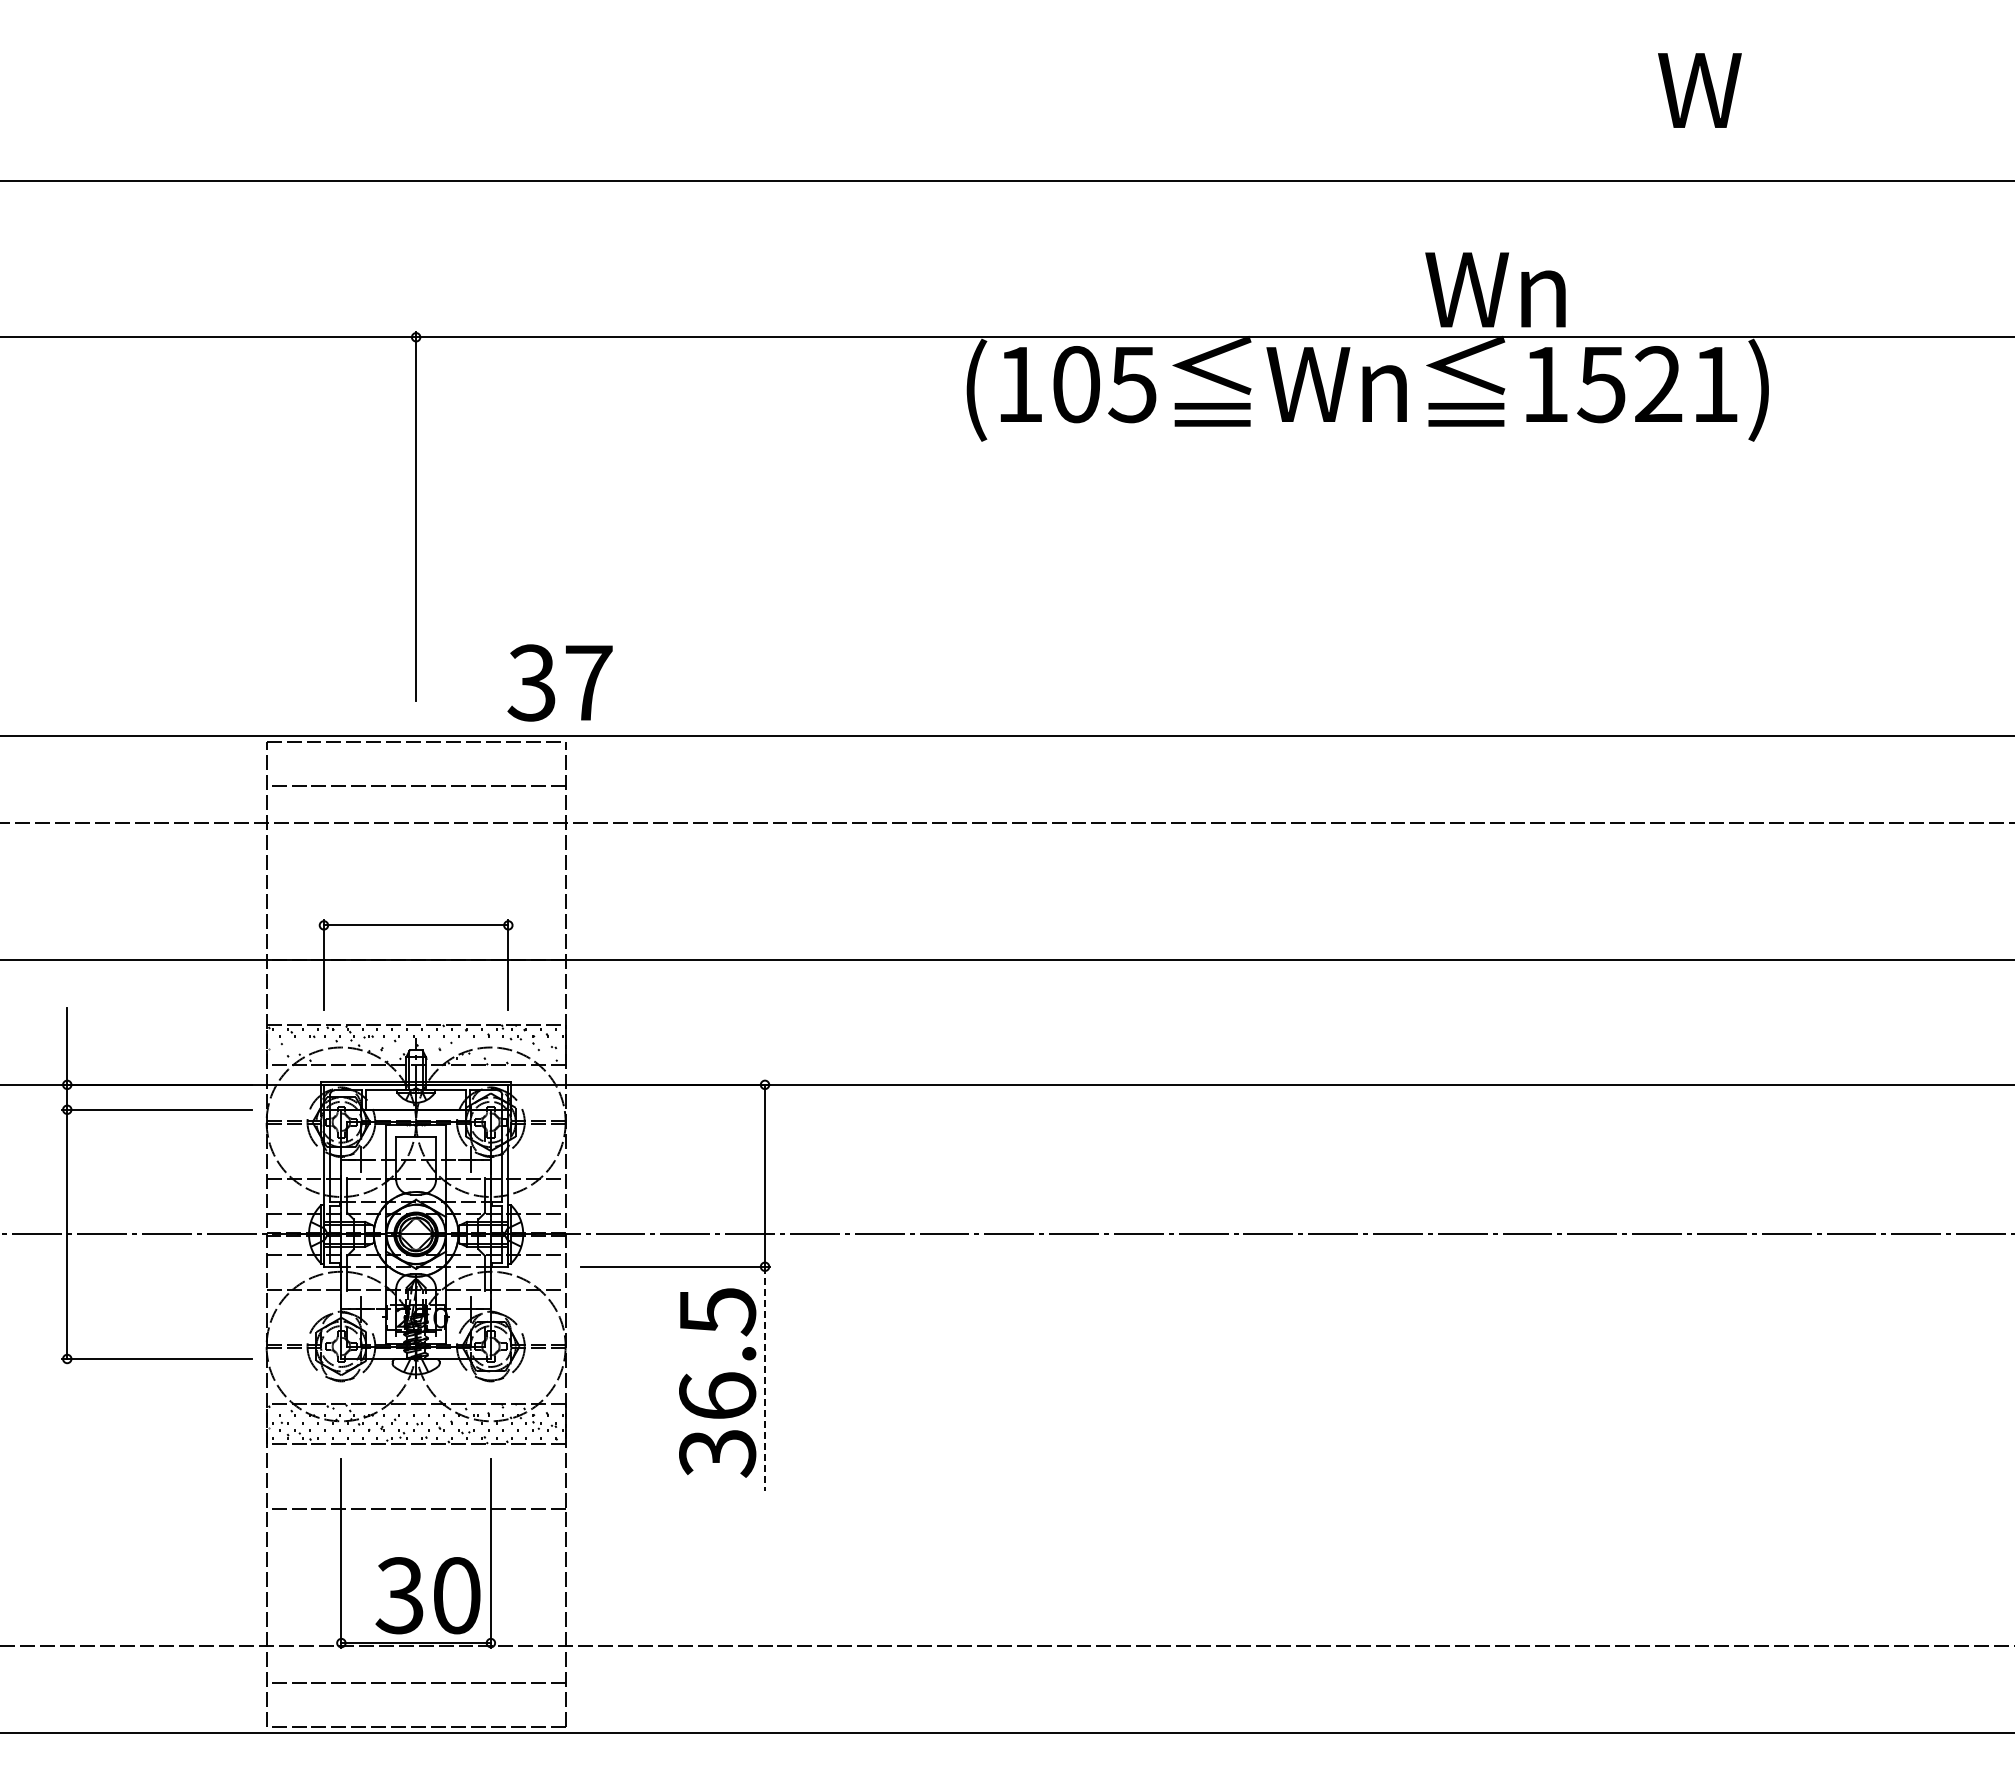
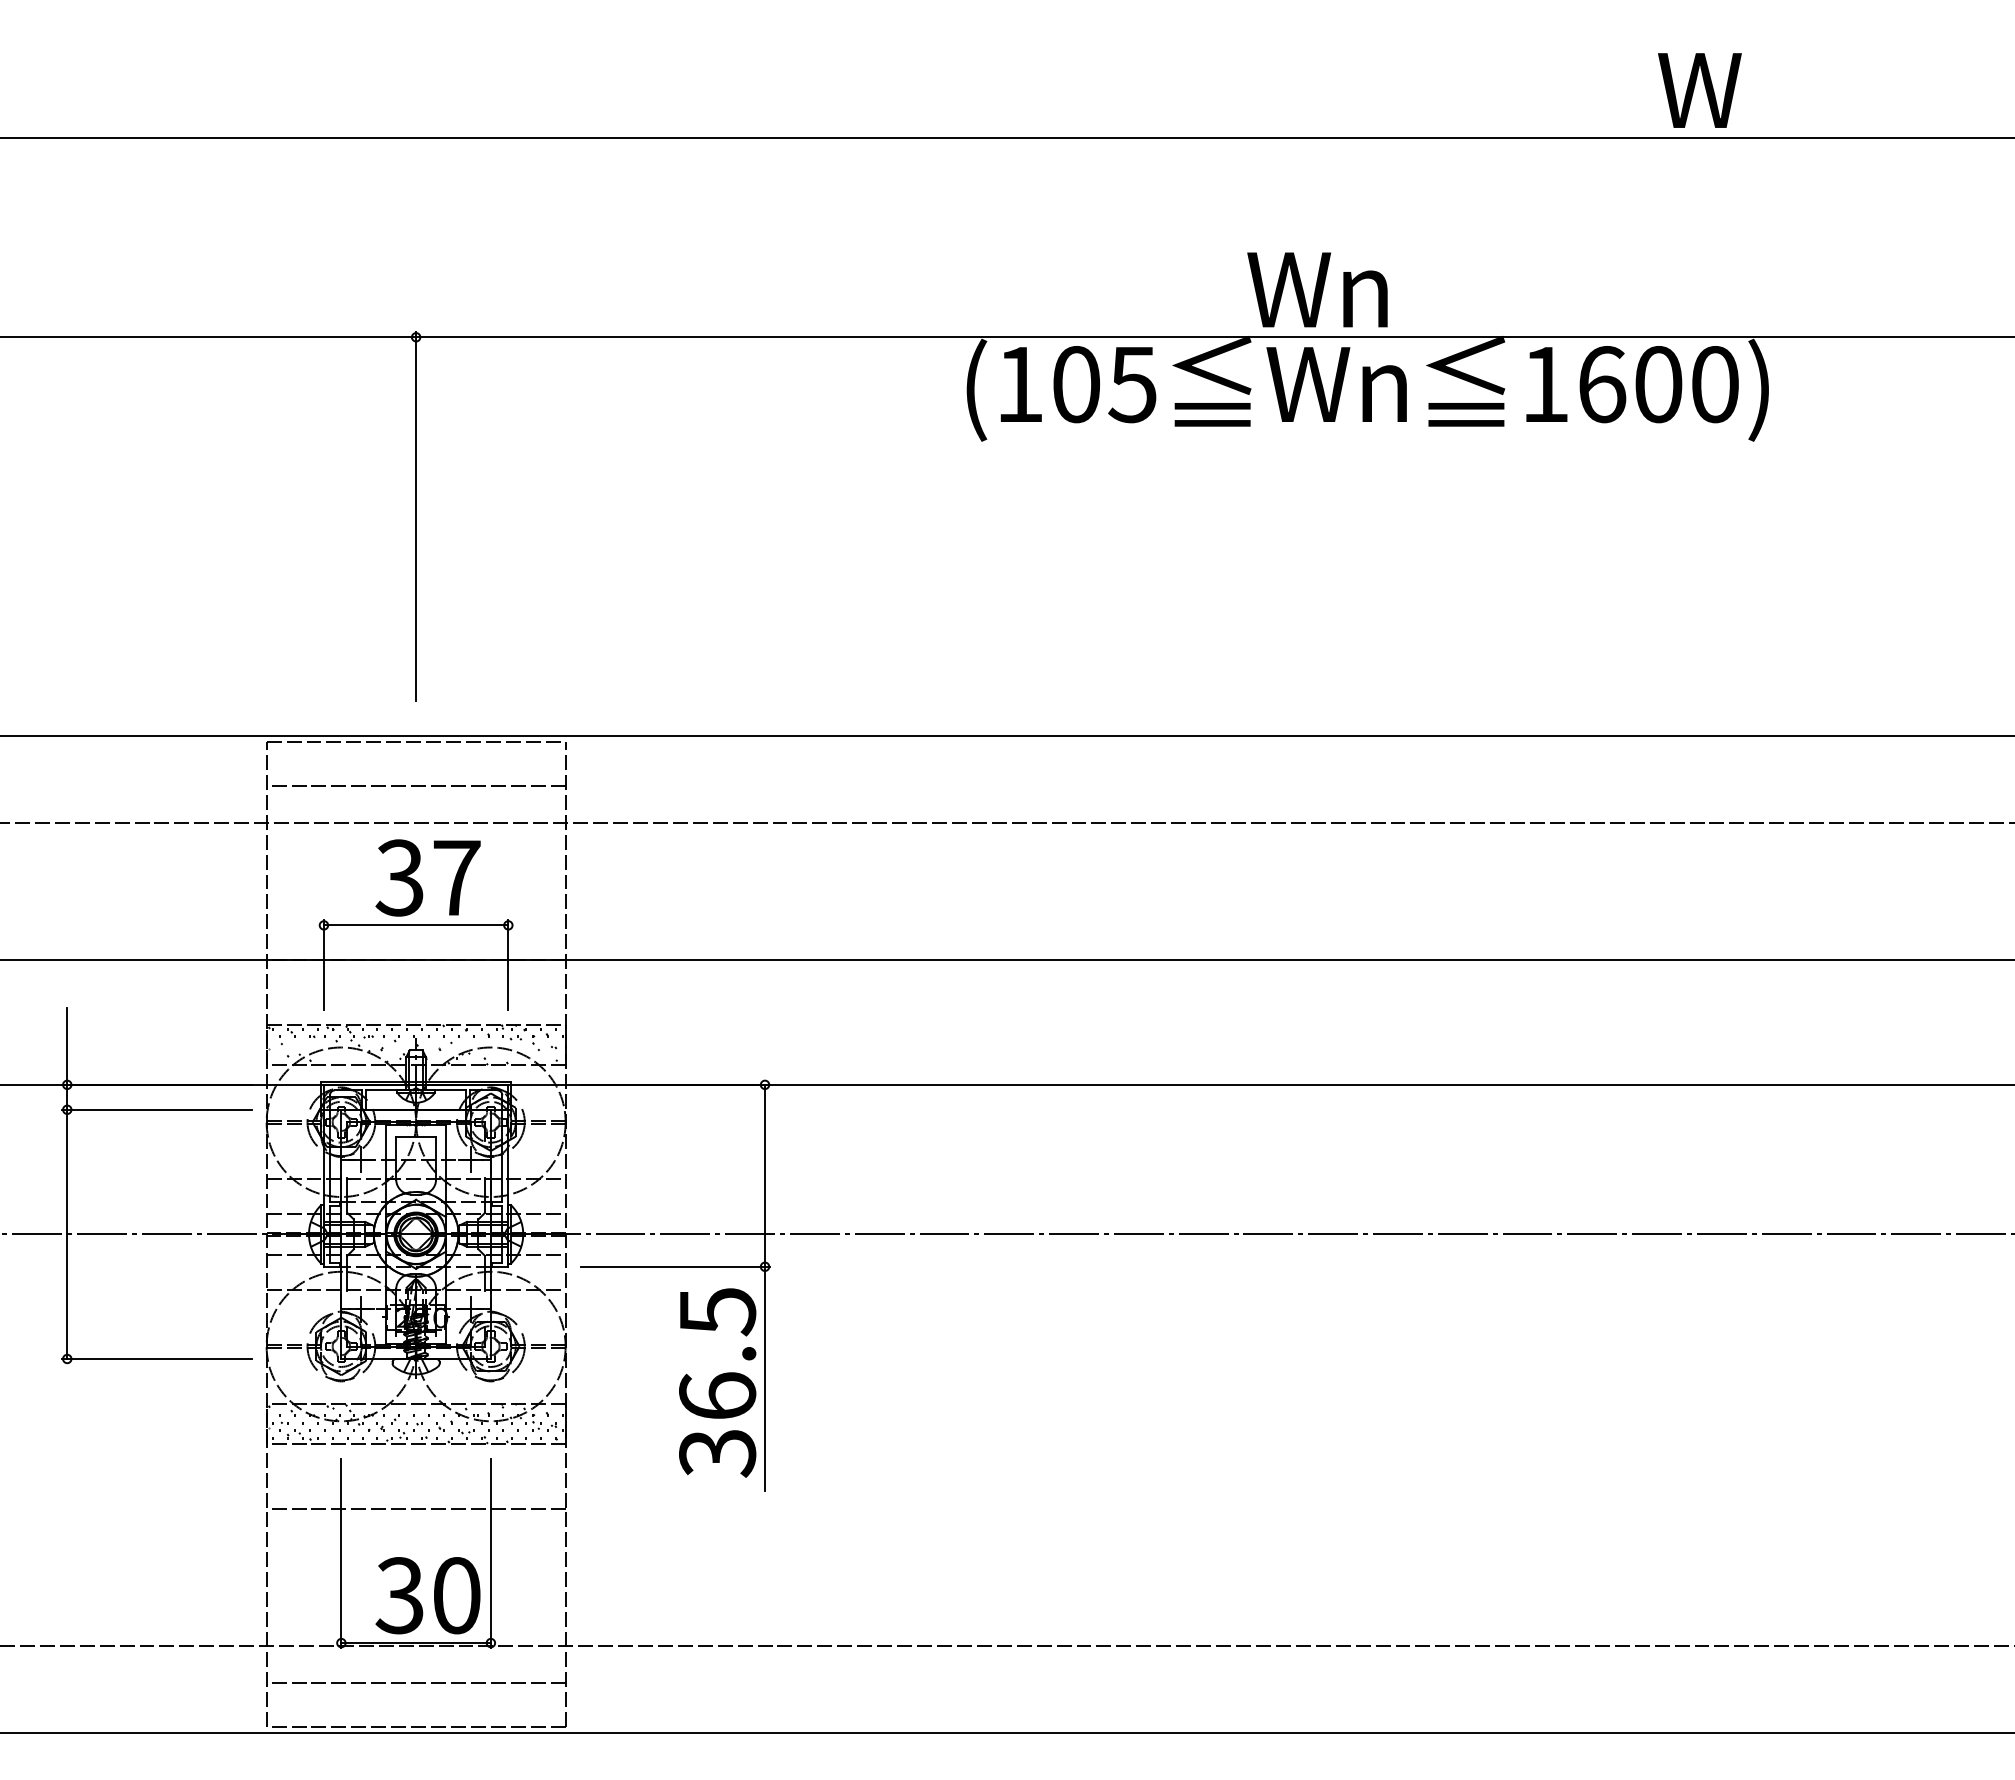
line position: (1006, 180) -> (1006, 137) (1006, 137)
text position: (1495, 289) -> (1317, 289) (1317, 289)
text: 1521) -> 1600) (1657, 384)
text position: (559, 682) -> (427, 877) (427, 877)
line: dashed -> solid (765, 1379)
